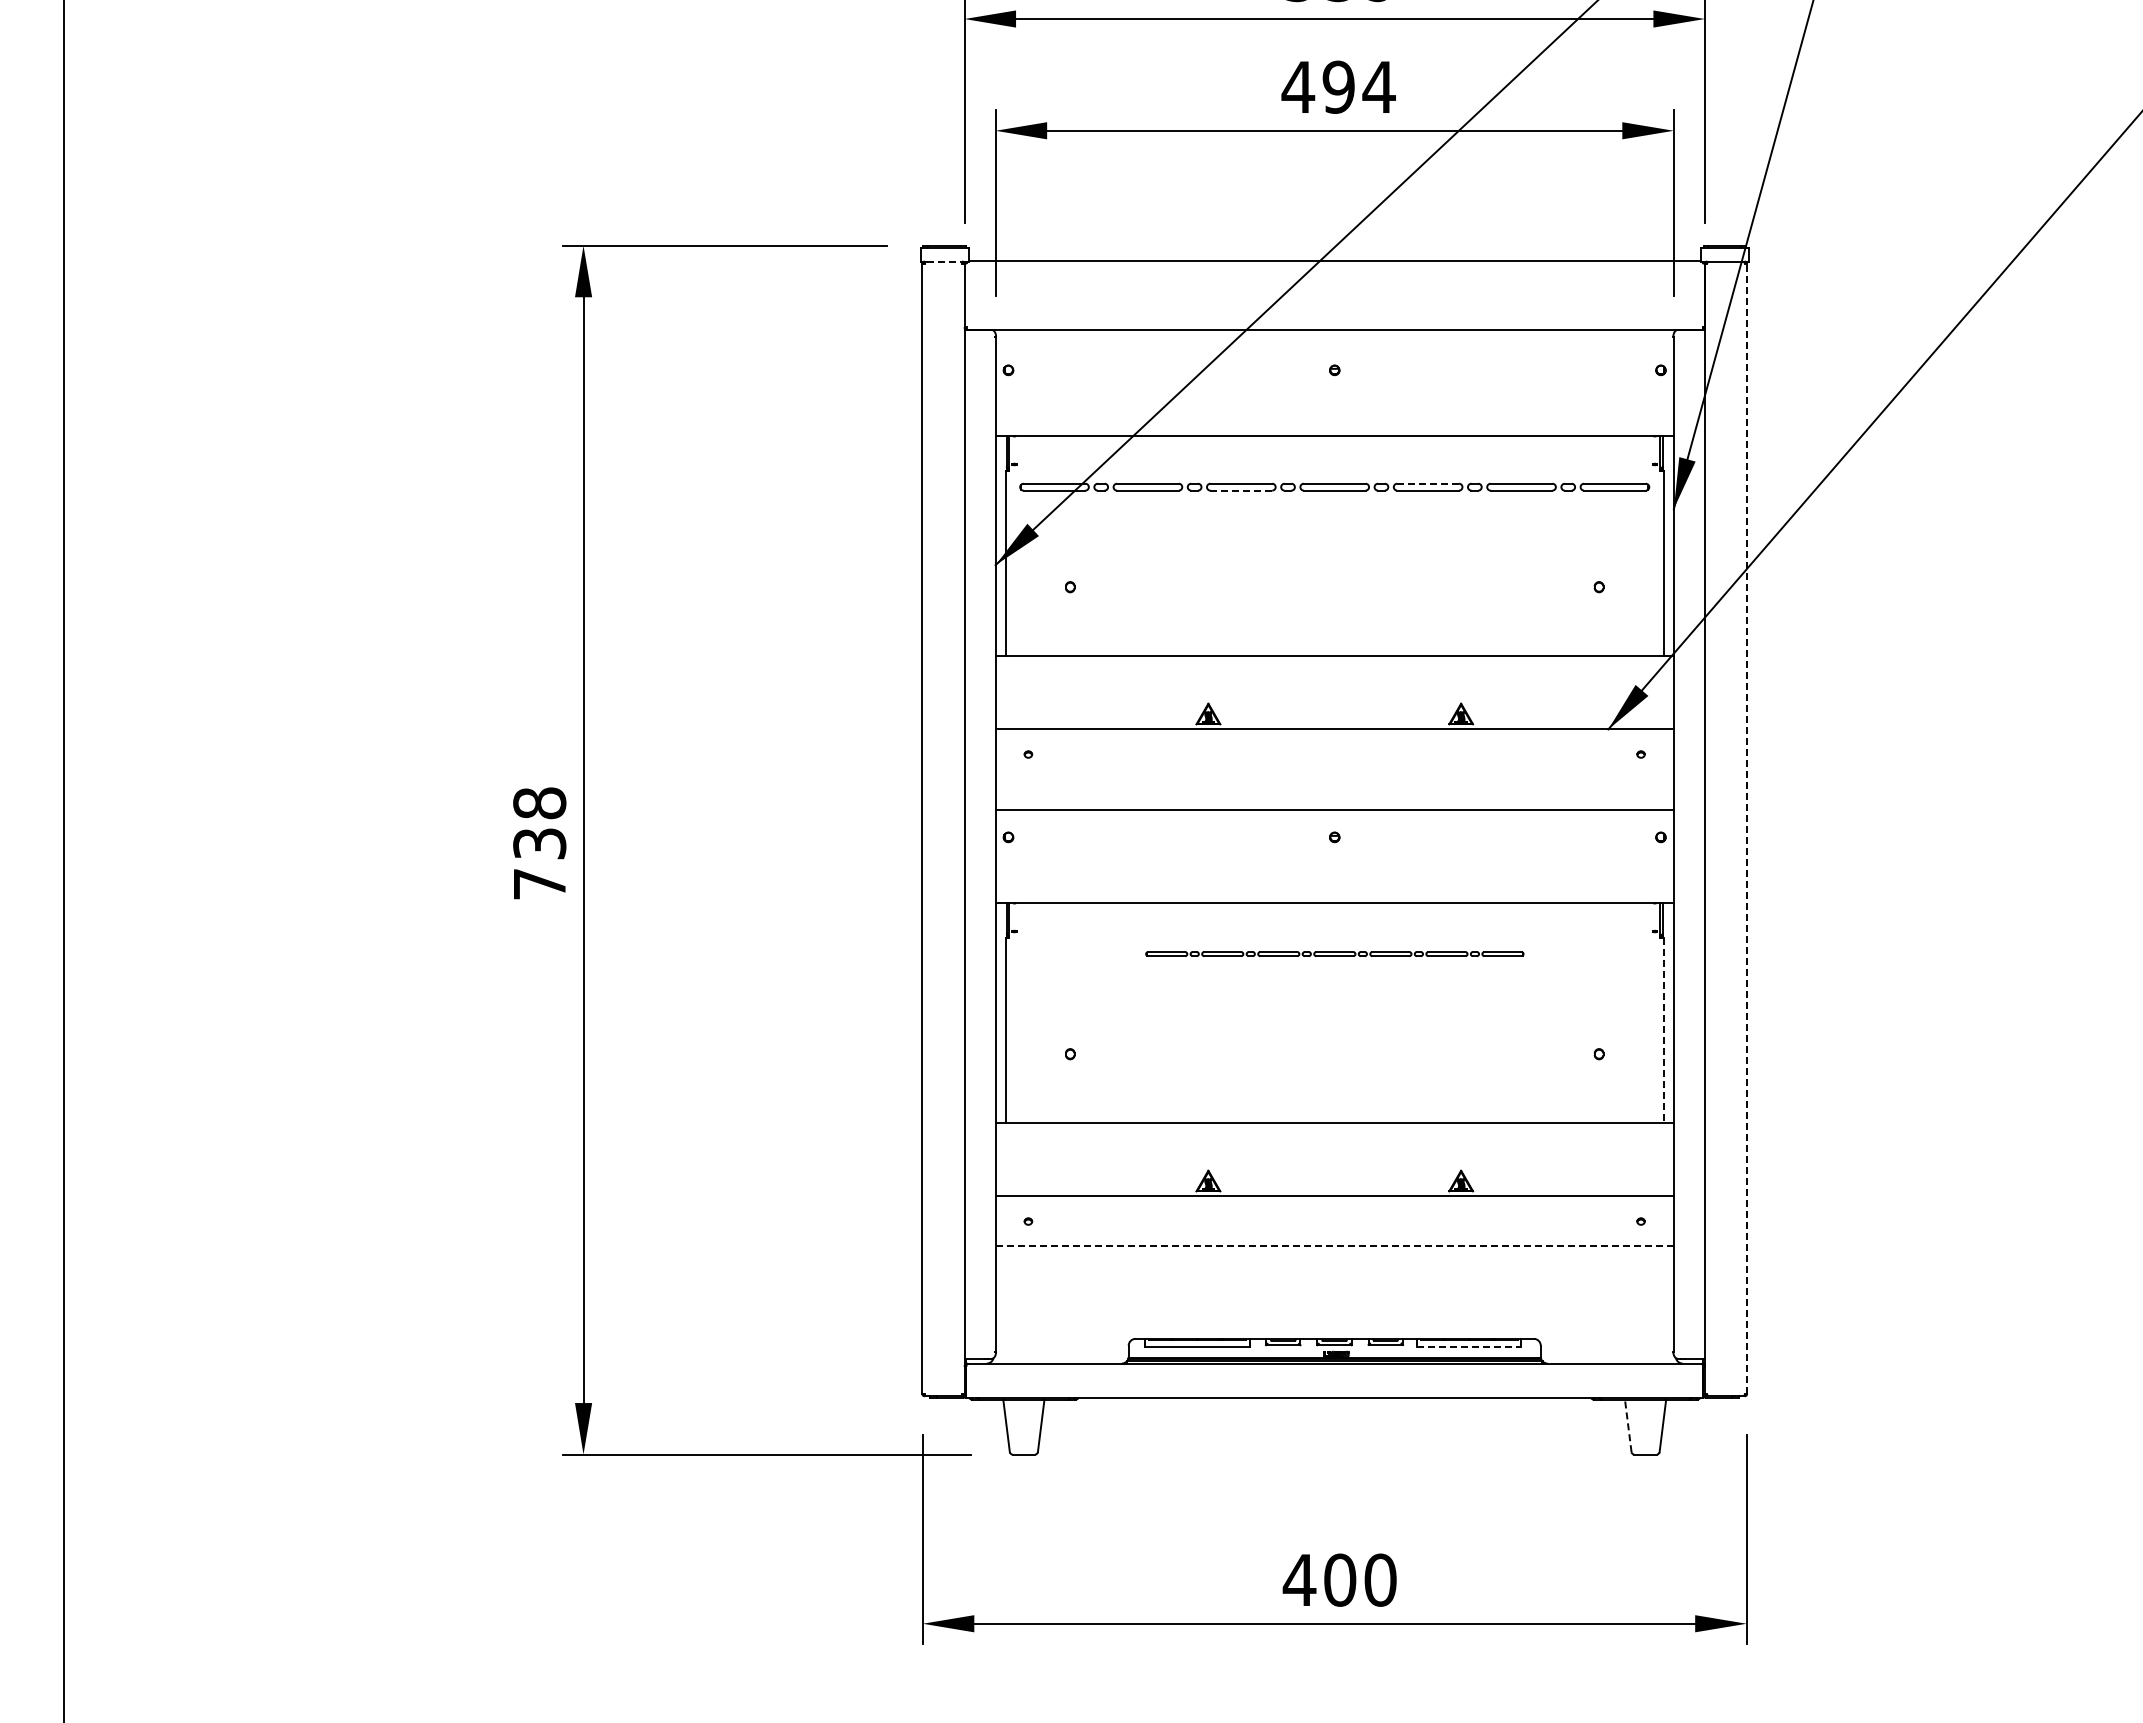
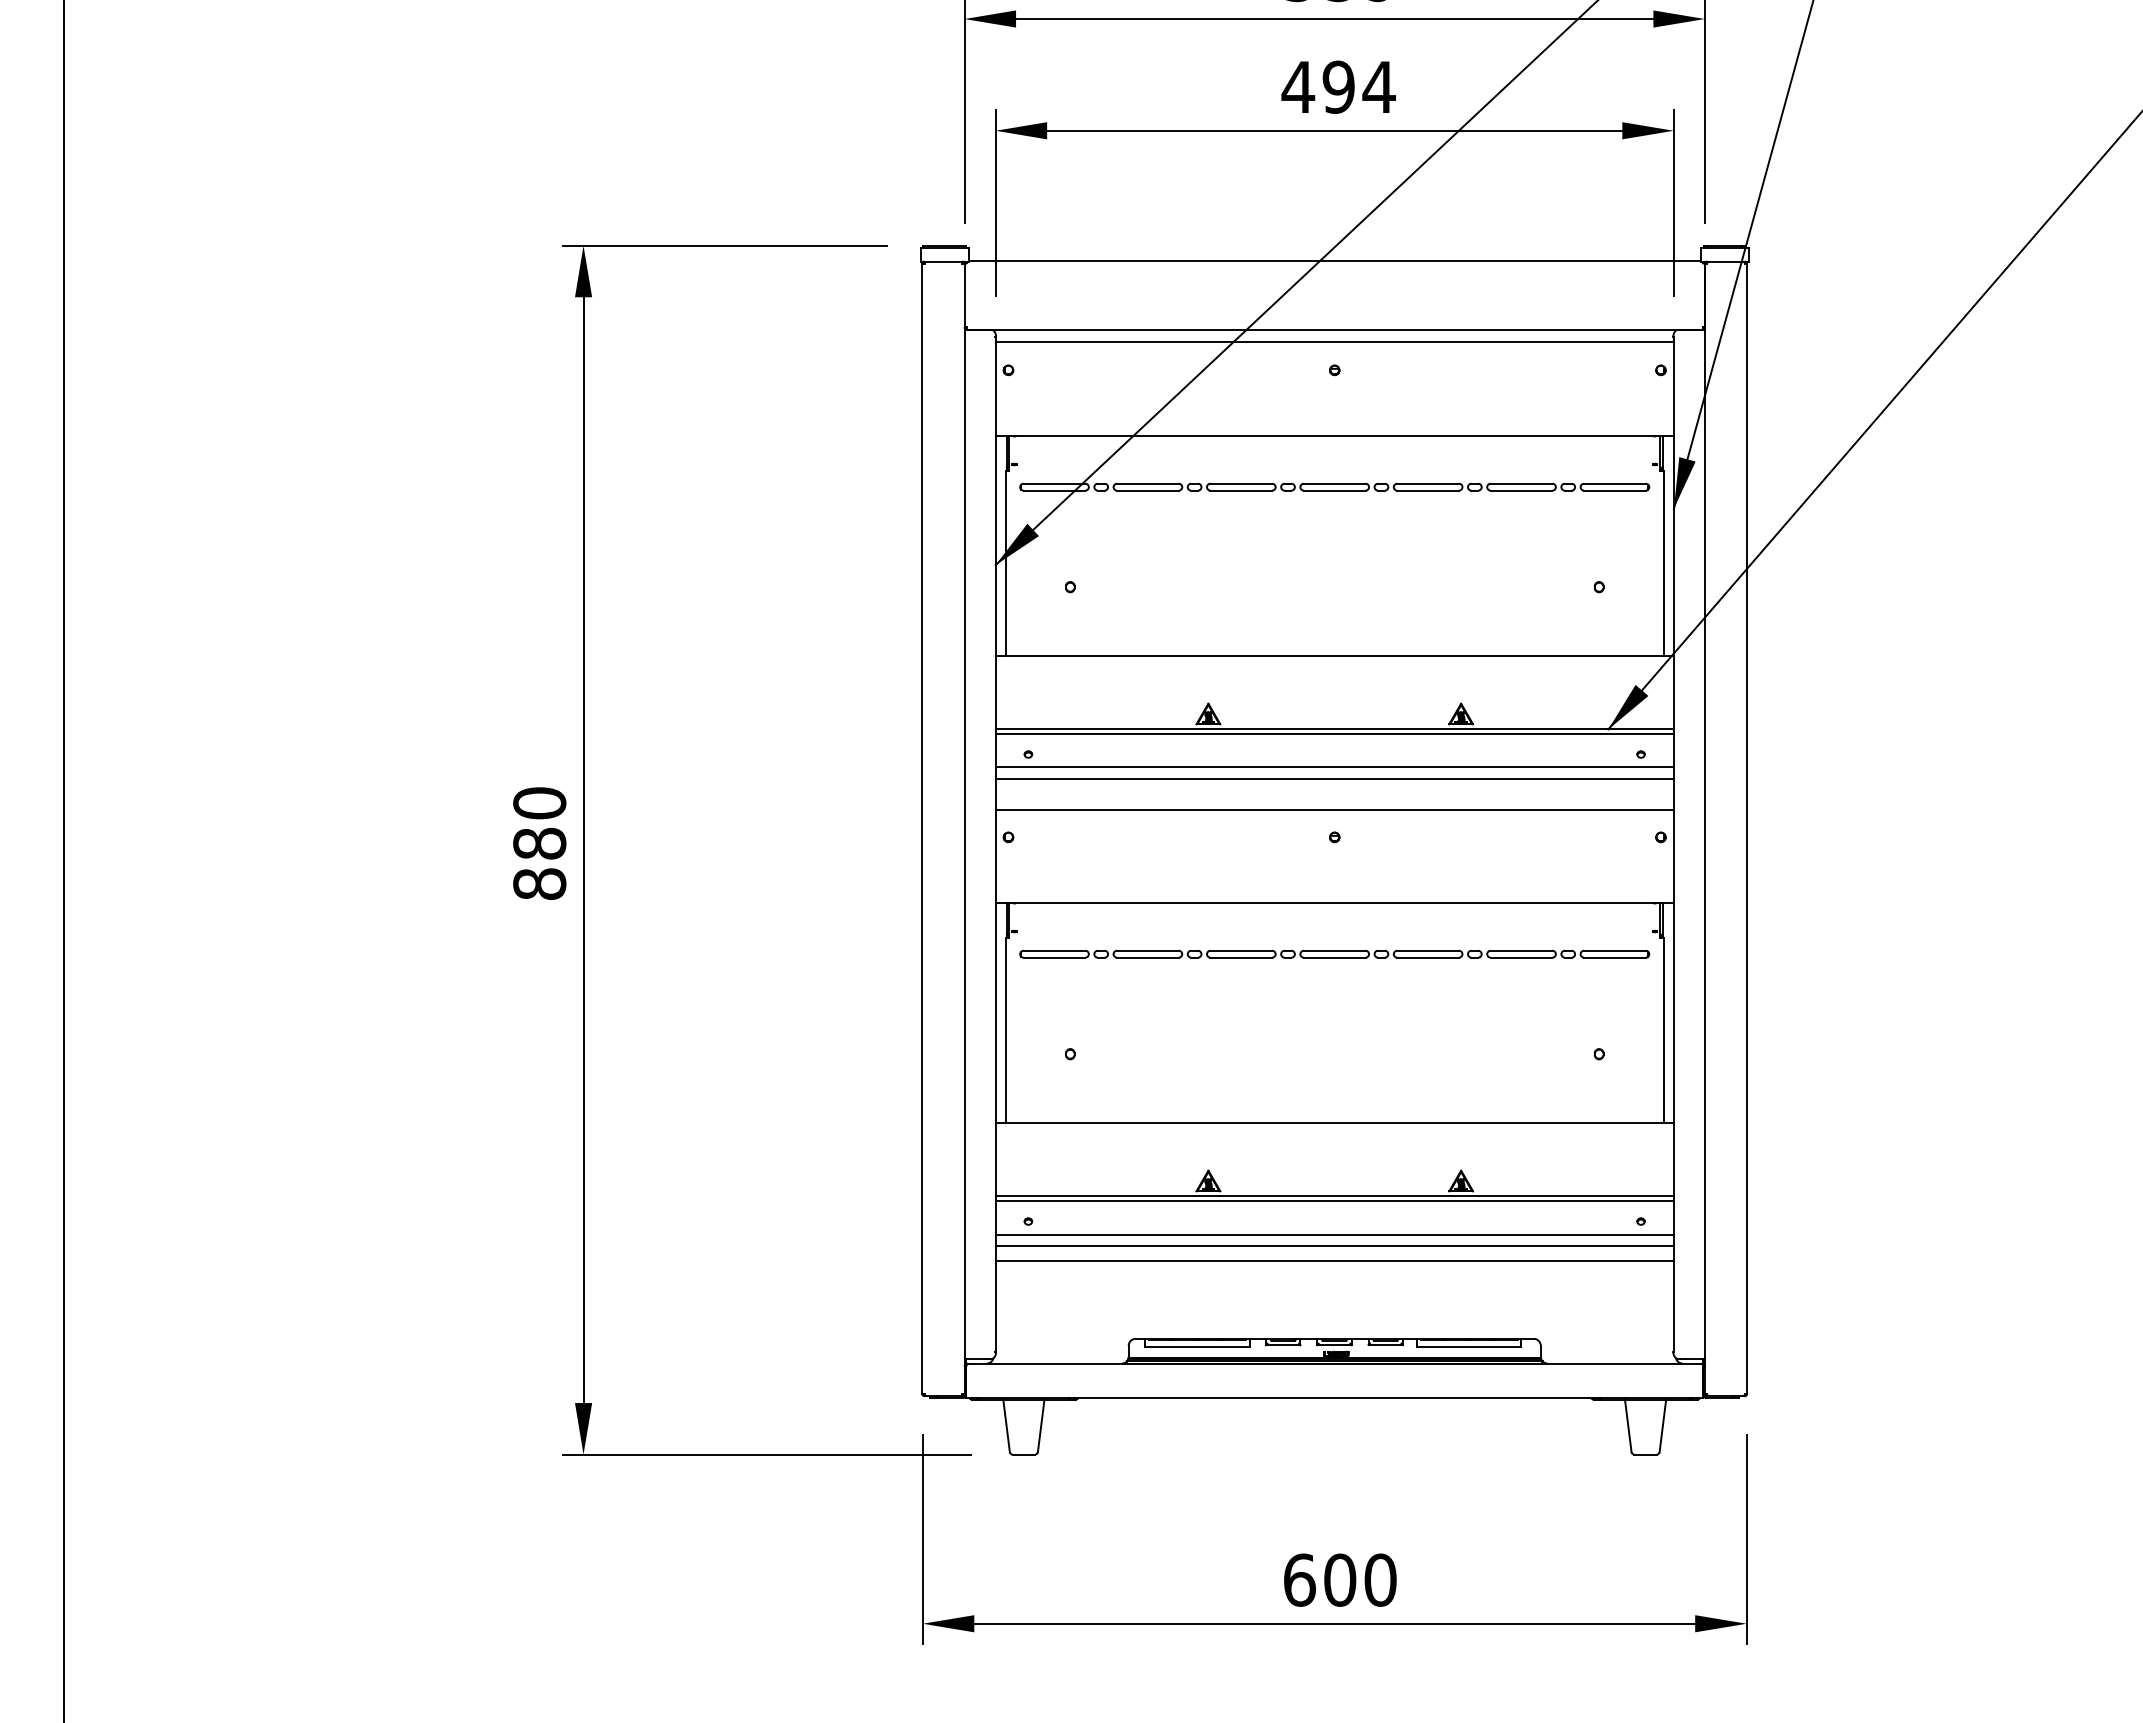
line: dashed -> solid (945, 261)
line: none -> present (1334, 341)
line: dashed -> solid (1428, 483)
line: dashed -> solid (1241, 490)
line: none -> present (1334, 734)
line: none -> present (1334, 767)
line: none -> present (1334, 778)
line: dashed -> solid (1747, 828)
text: 738 -> 880 (539, 843)
part size: 380x6 px -> 632x10 px (1334, 953)
line: dashed -> solid (1663, 1030)
line: none -> present (1334, 1201)
line: none -> present (1334, 1234)
line: dashed -> solid (1334, 1246)
line: none -> present (1334, 1260)
line: dashed -> solid (1469, 1347)
line: dashed -> solid (1628, 1425)
text: 400 -> 600 (1299, 1579)
